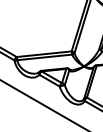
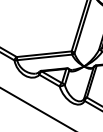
line position: (43, 104) -> (36, 108) (36, 108)
